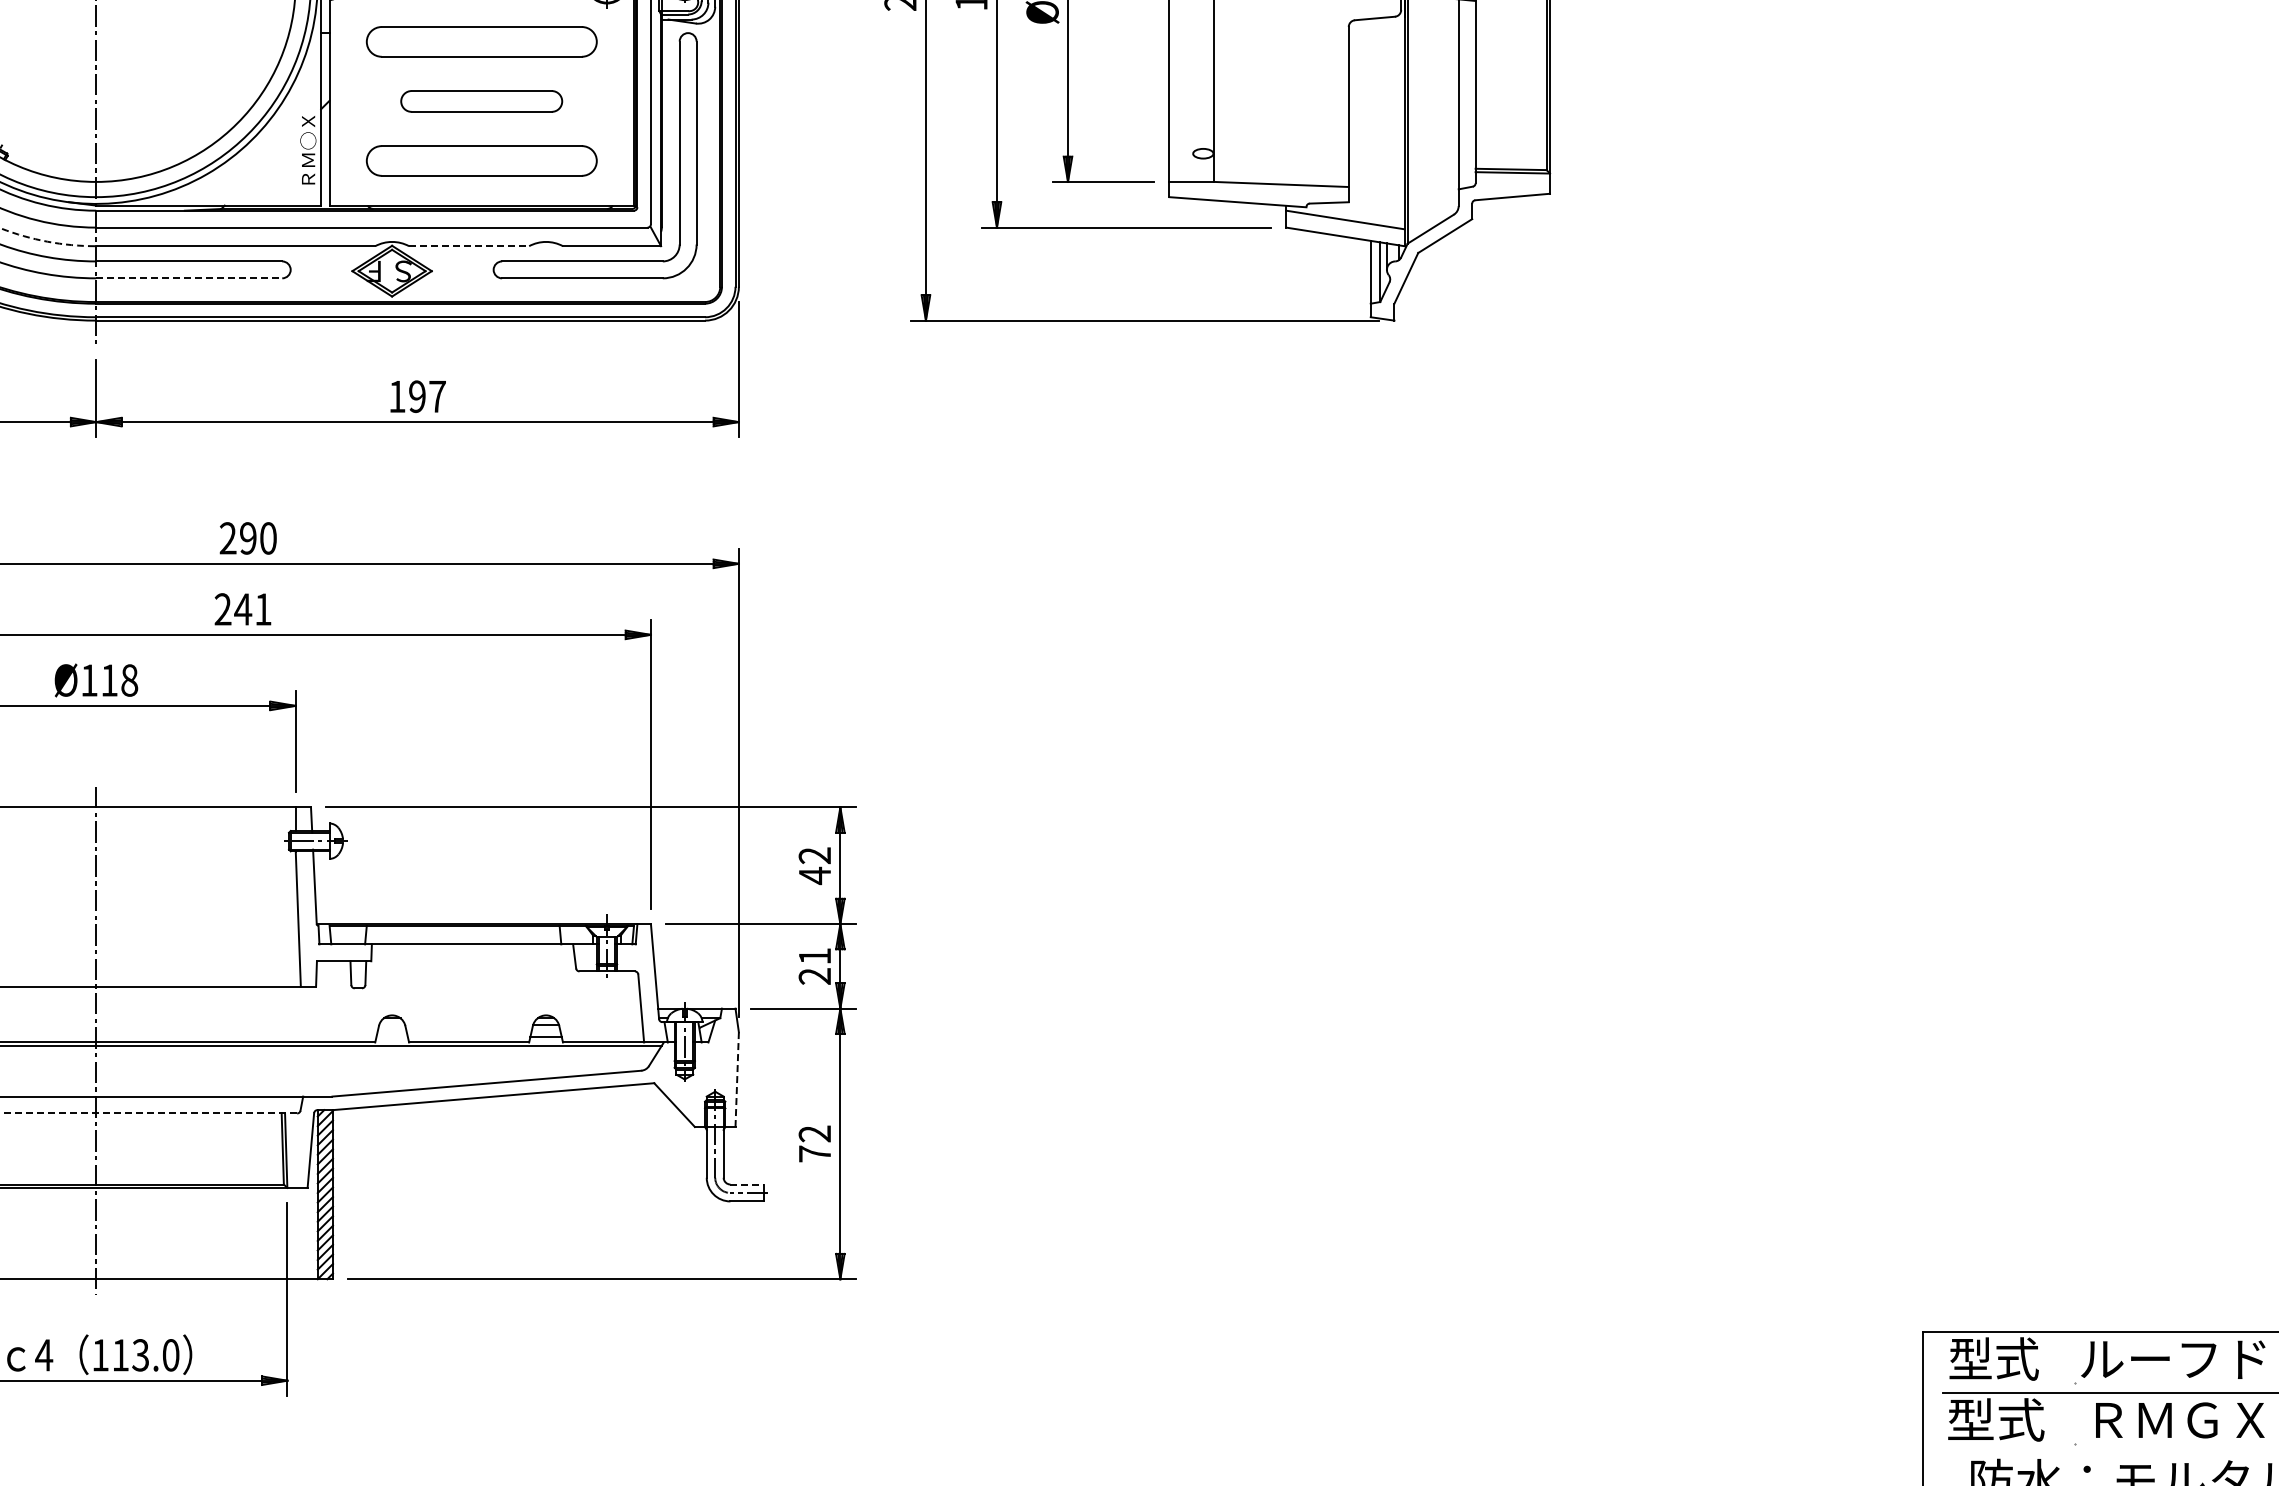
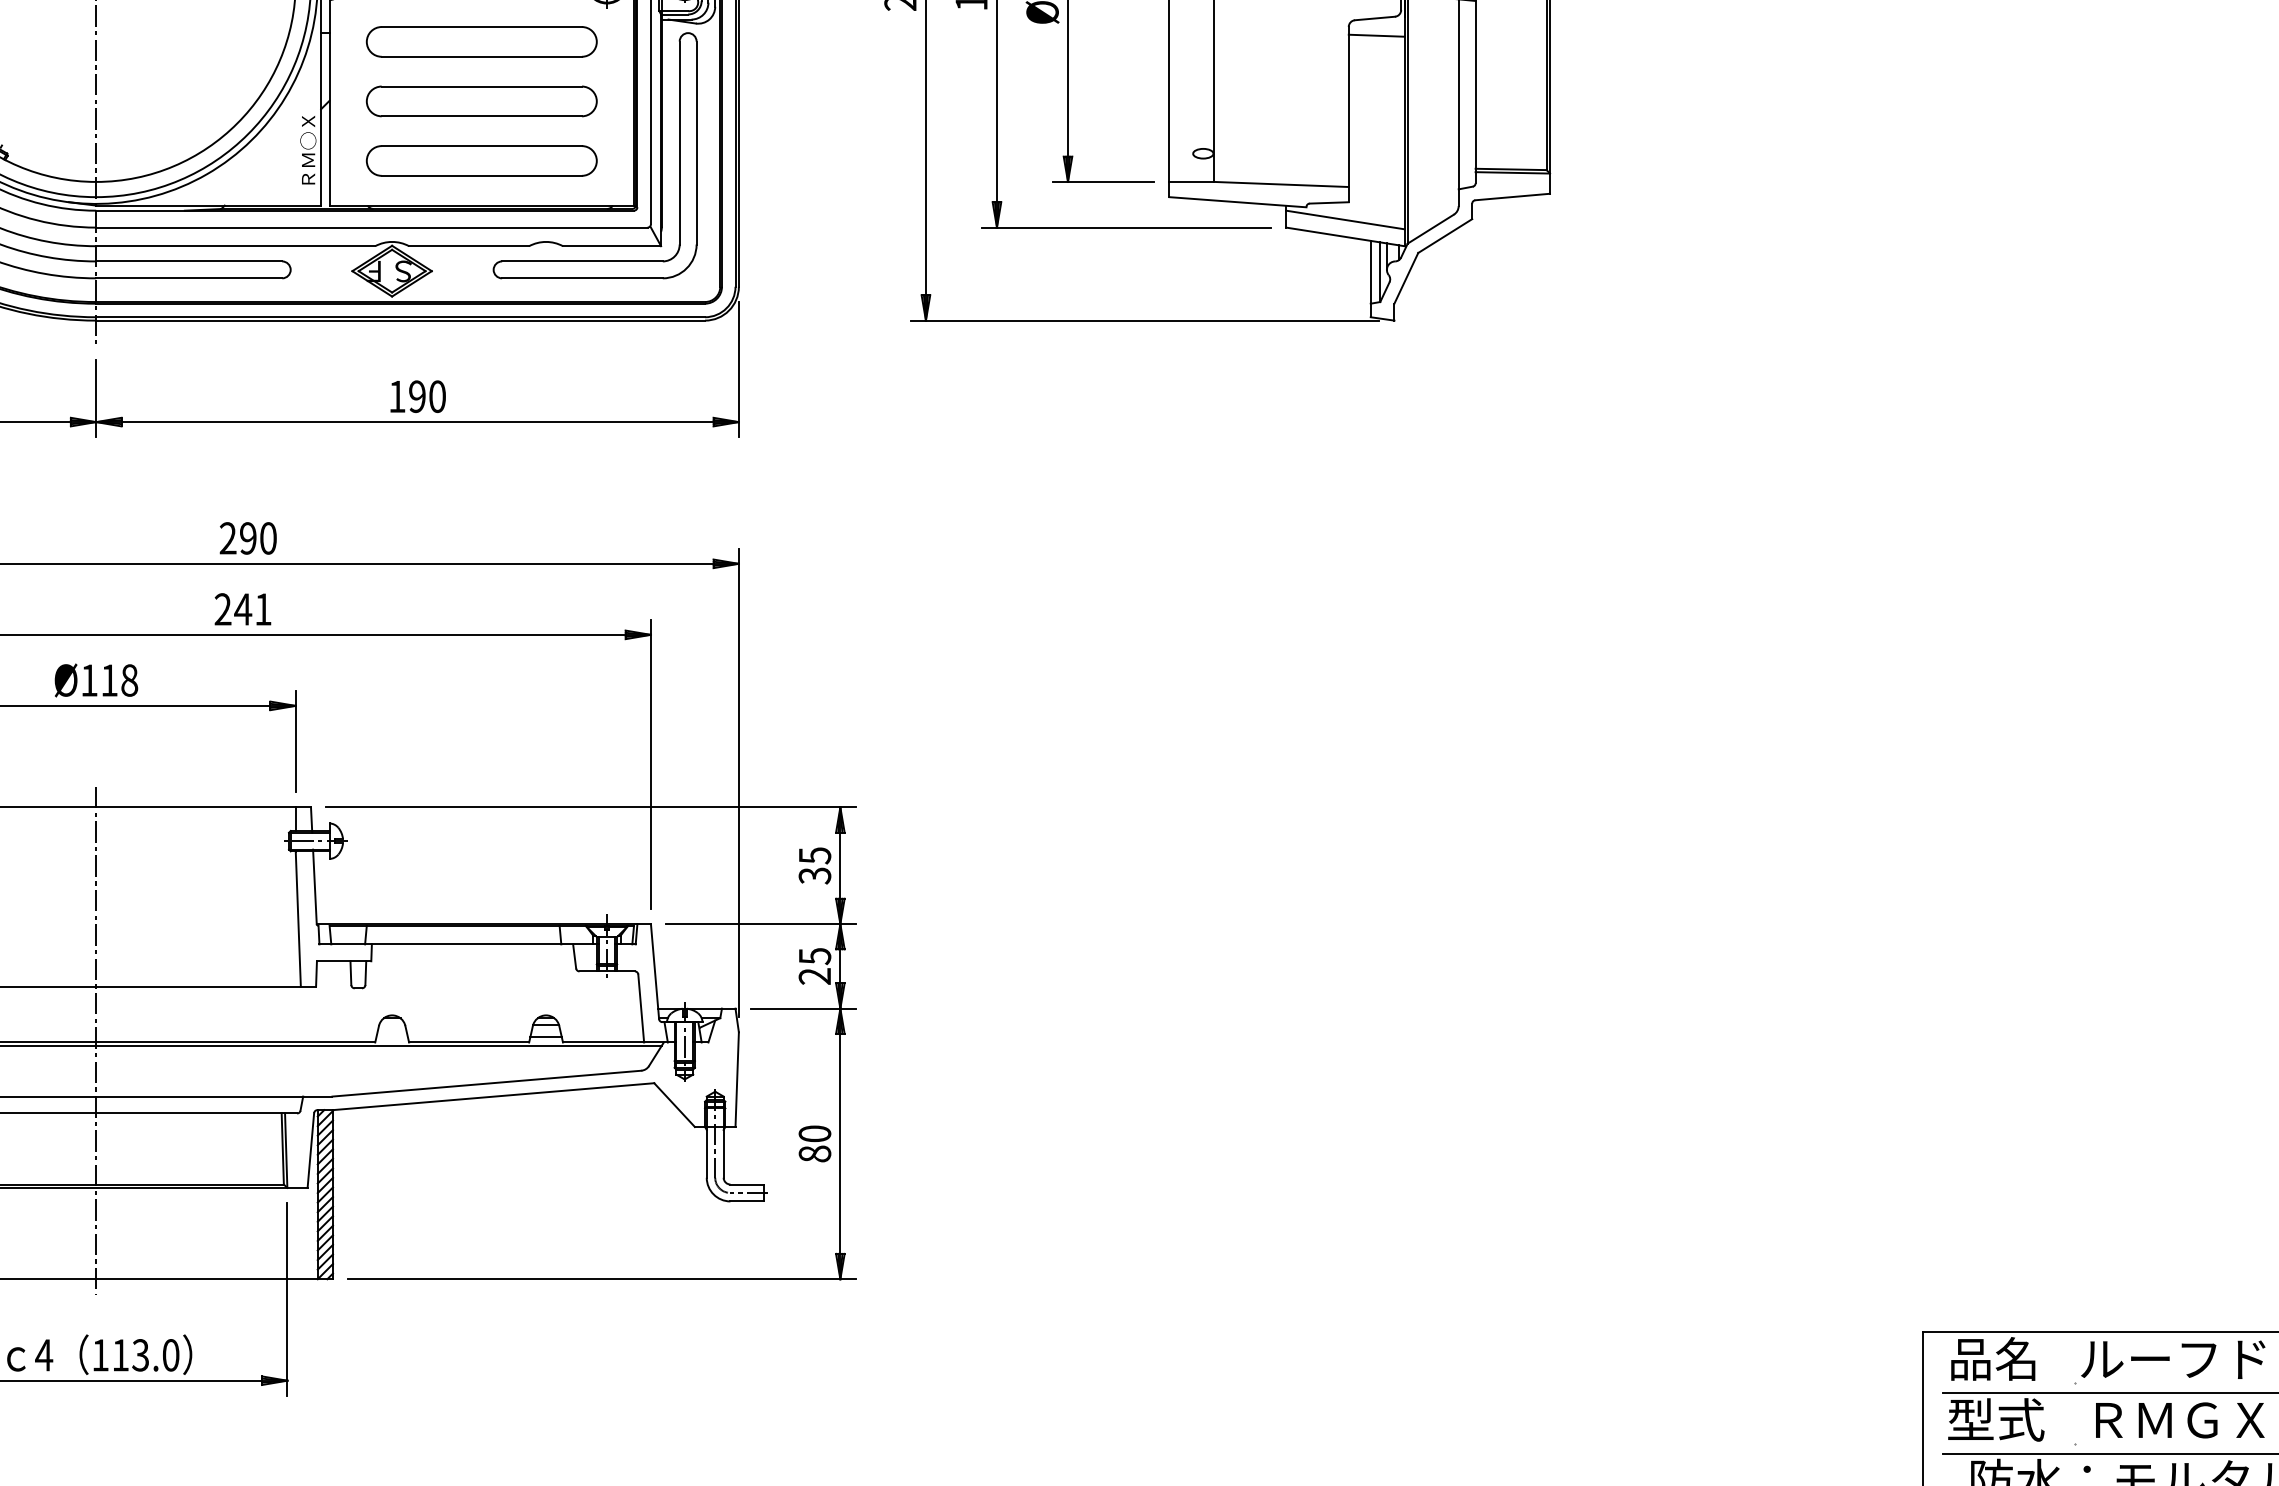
line: none -> present (1376, 35)
part size: 164x23 px -> 233x33 px (481, 101)
arc: dashed -> solid (48, 241)
line: dashed -> solid (469, 246)
line: dashed -> solid (189, 278)
text: 197 -> 190 (437, 396)
text: 42 -> 35 (814, 866)
text: 21 -> 25 (815, 956)
line: dashed -> solid (737, 1079)
line: dashed -> solid (148, 1113)
text: 72 -> 80 (814, 1143)
line: dashed -> solid (747, 1184)
text: 型式 -> 品名 (1993, 1358)
line: none -> present (2109, 1453)
